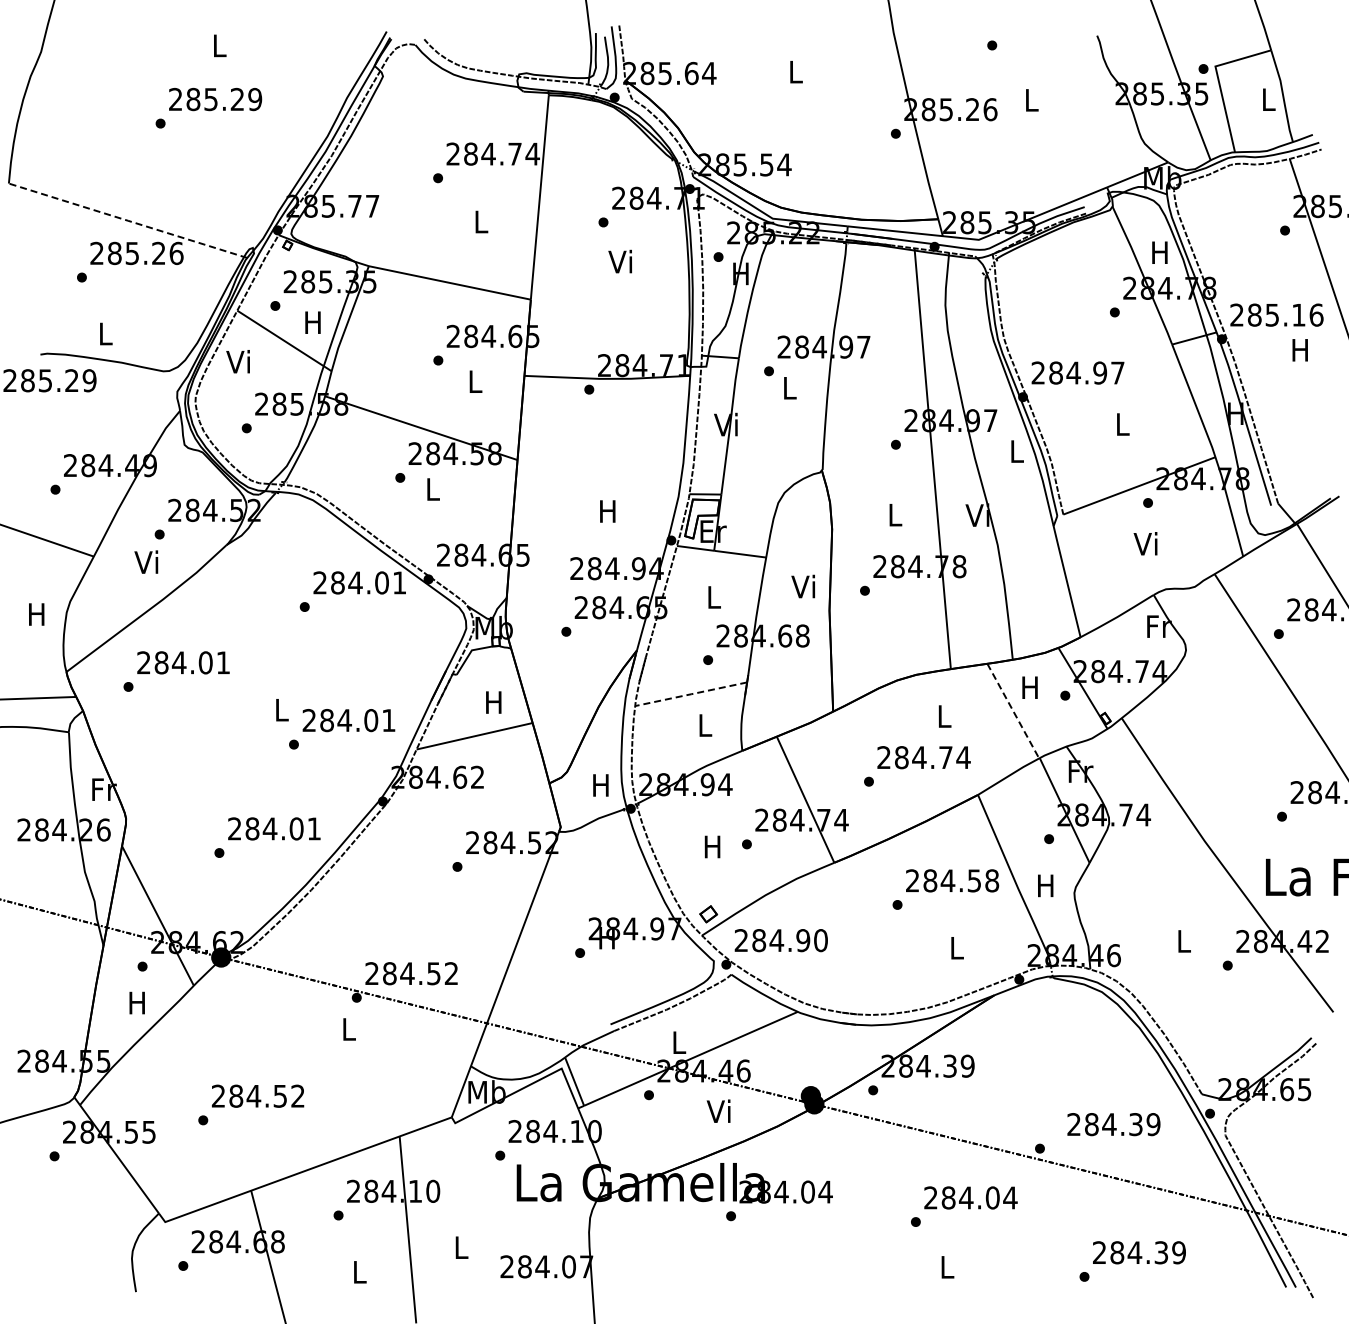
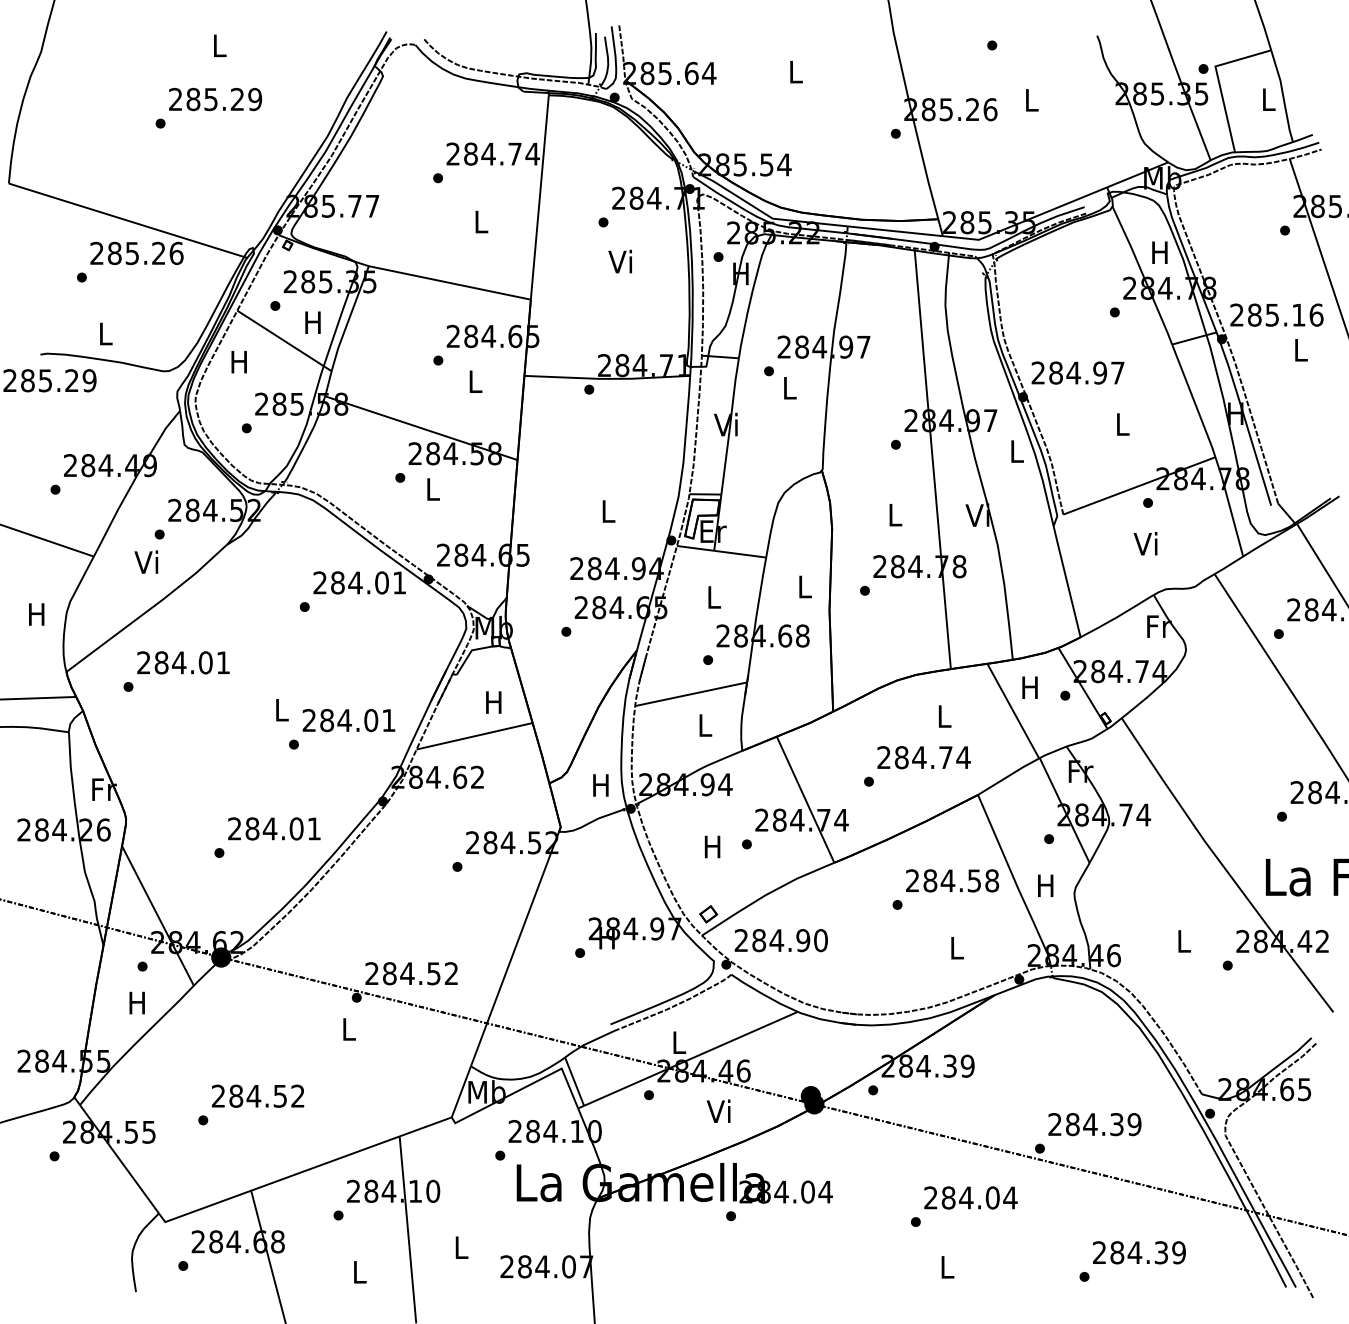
line: dashed -> solid (128, 220)
text: H -> L (1299, 350)
text: Vi -> H (237, 361)
text: H -> L (607, 511)
text: Vi -> L (803, 586)
line: dashed -> solid (691, 694)
line: dashed -> solid (1013, 711)
text position: (1113, 1124) -> (1094, 1124) (1094, 1124)
